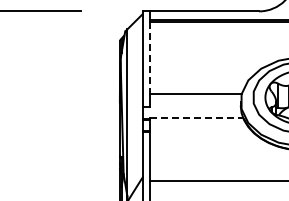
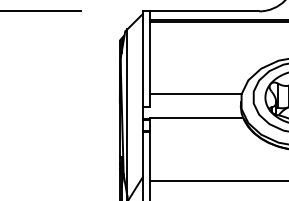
line: dashed -> solid (149, 58)
line: dashed -> solid (196, 118)
